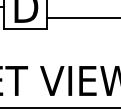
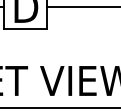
line position: (81, 18) -> (81, 7) (81, 7)
